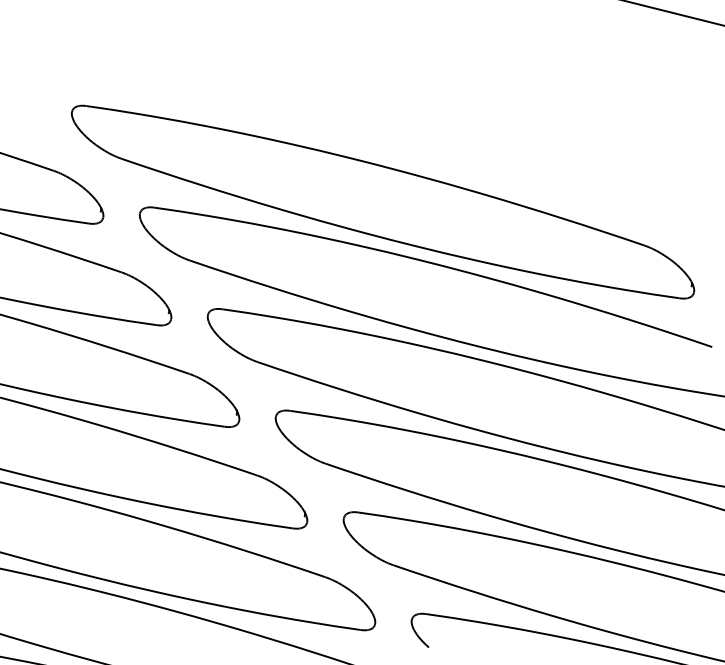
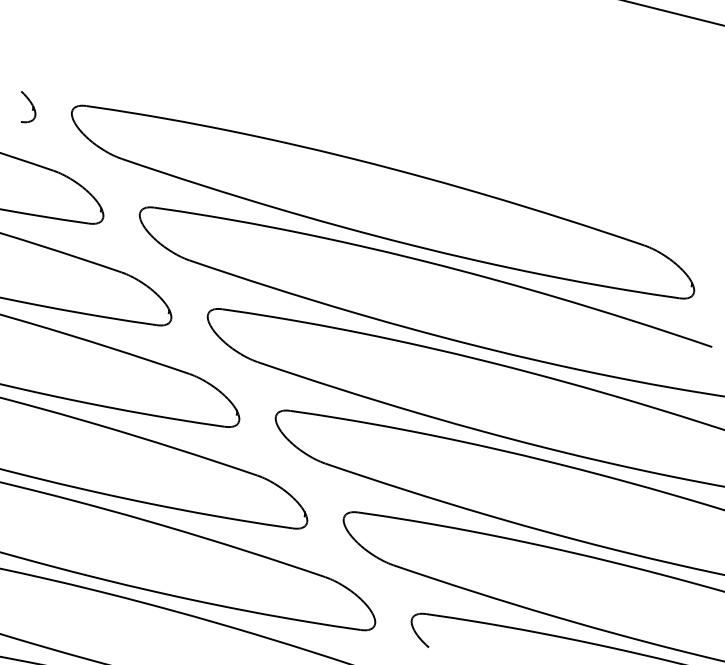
part: none -> present (28, 107)
